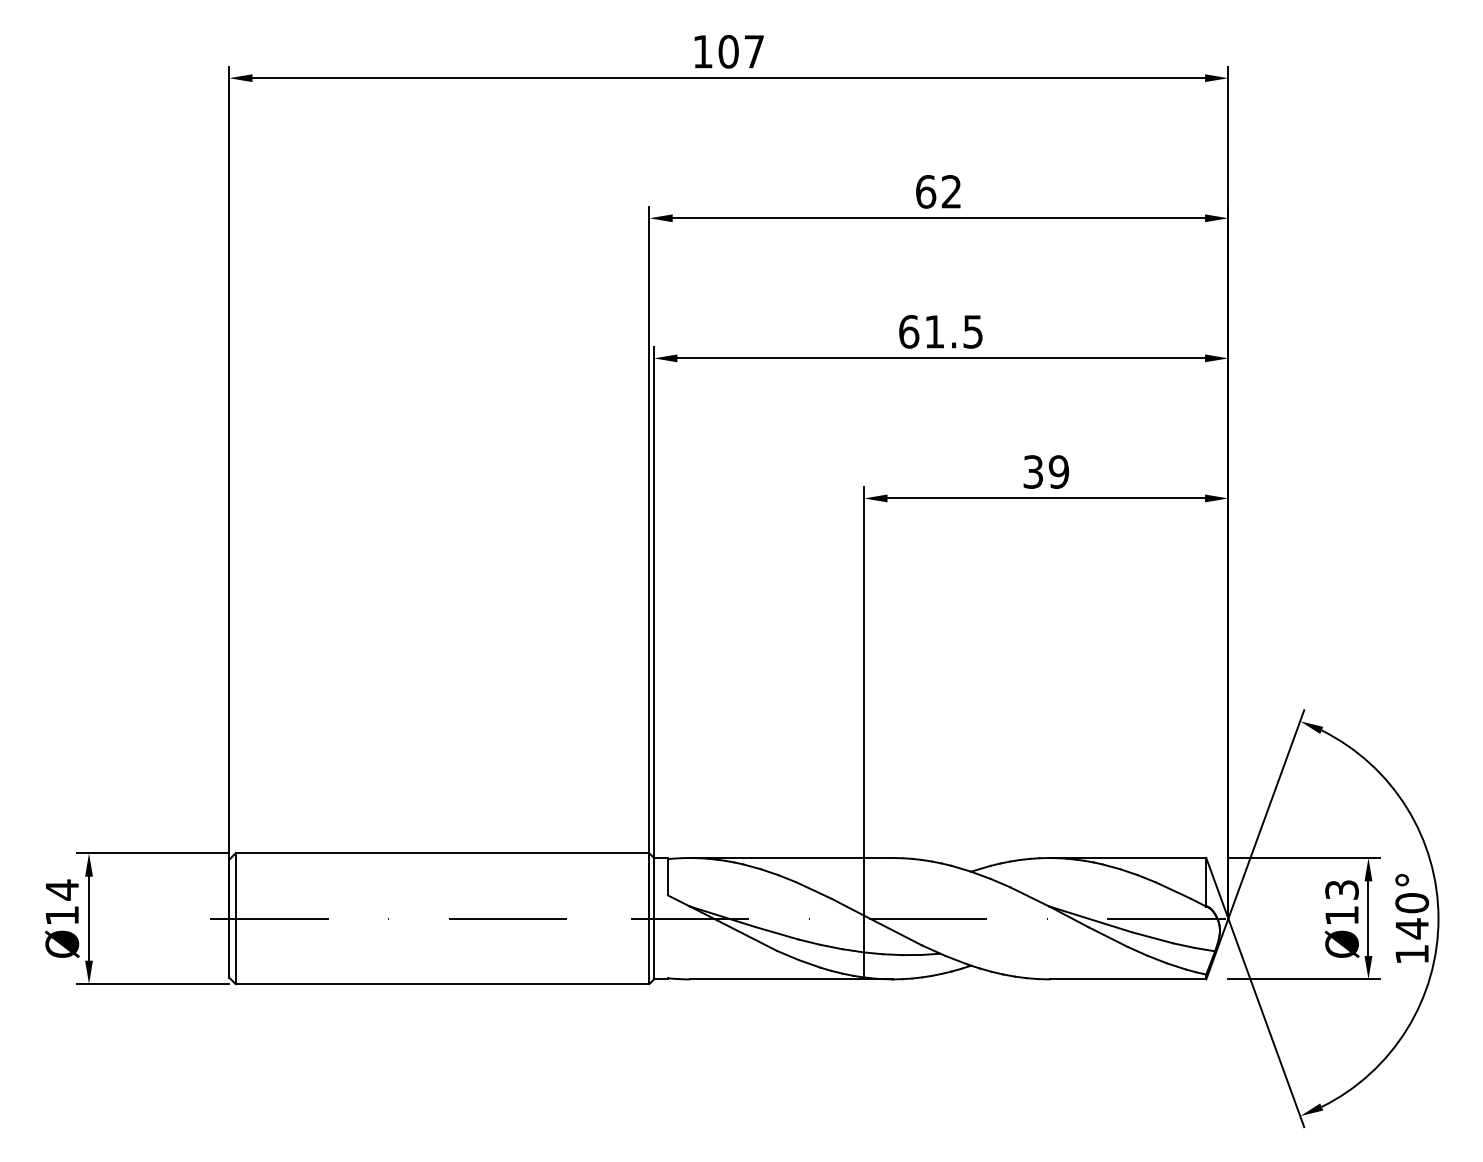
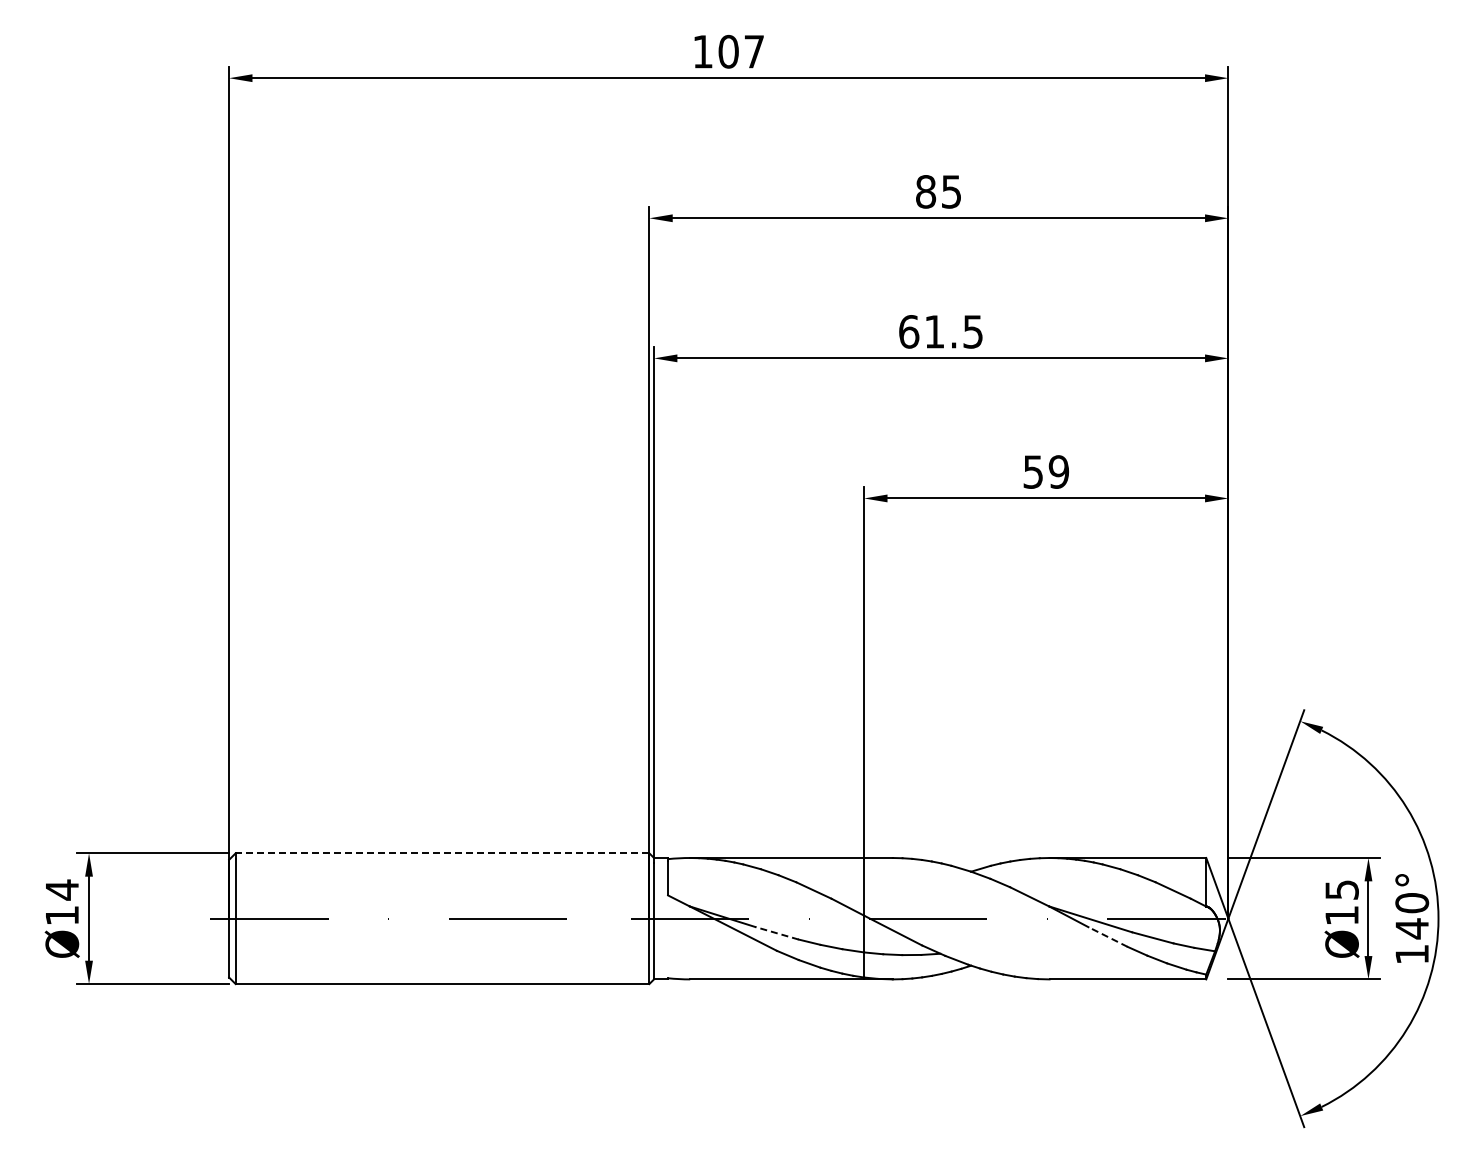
text: 62 -> 85 (938, 191)
text: 39 -> 59 (1033, 471)
line: solid -> dashed (442, 853)
text: Ø13 -> Ø15 (1341, 889)
line: solid -> dashed (776, 933)
line: solid -> dashed (1108, 937)
